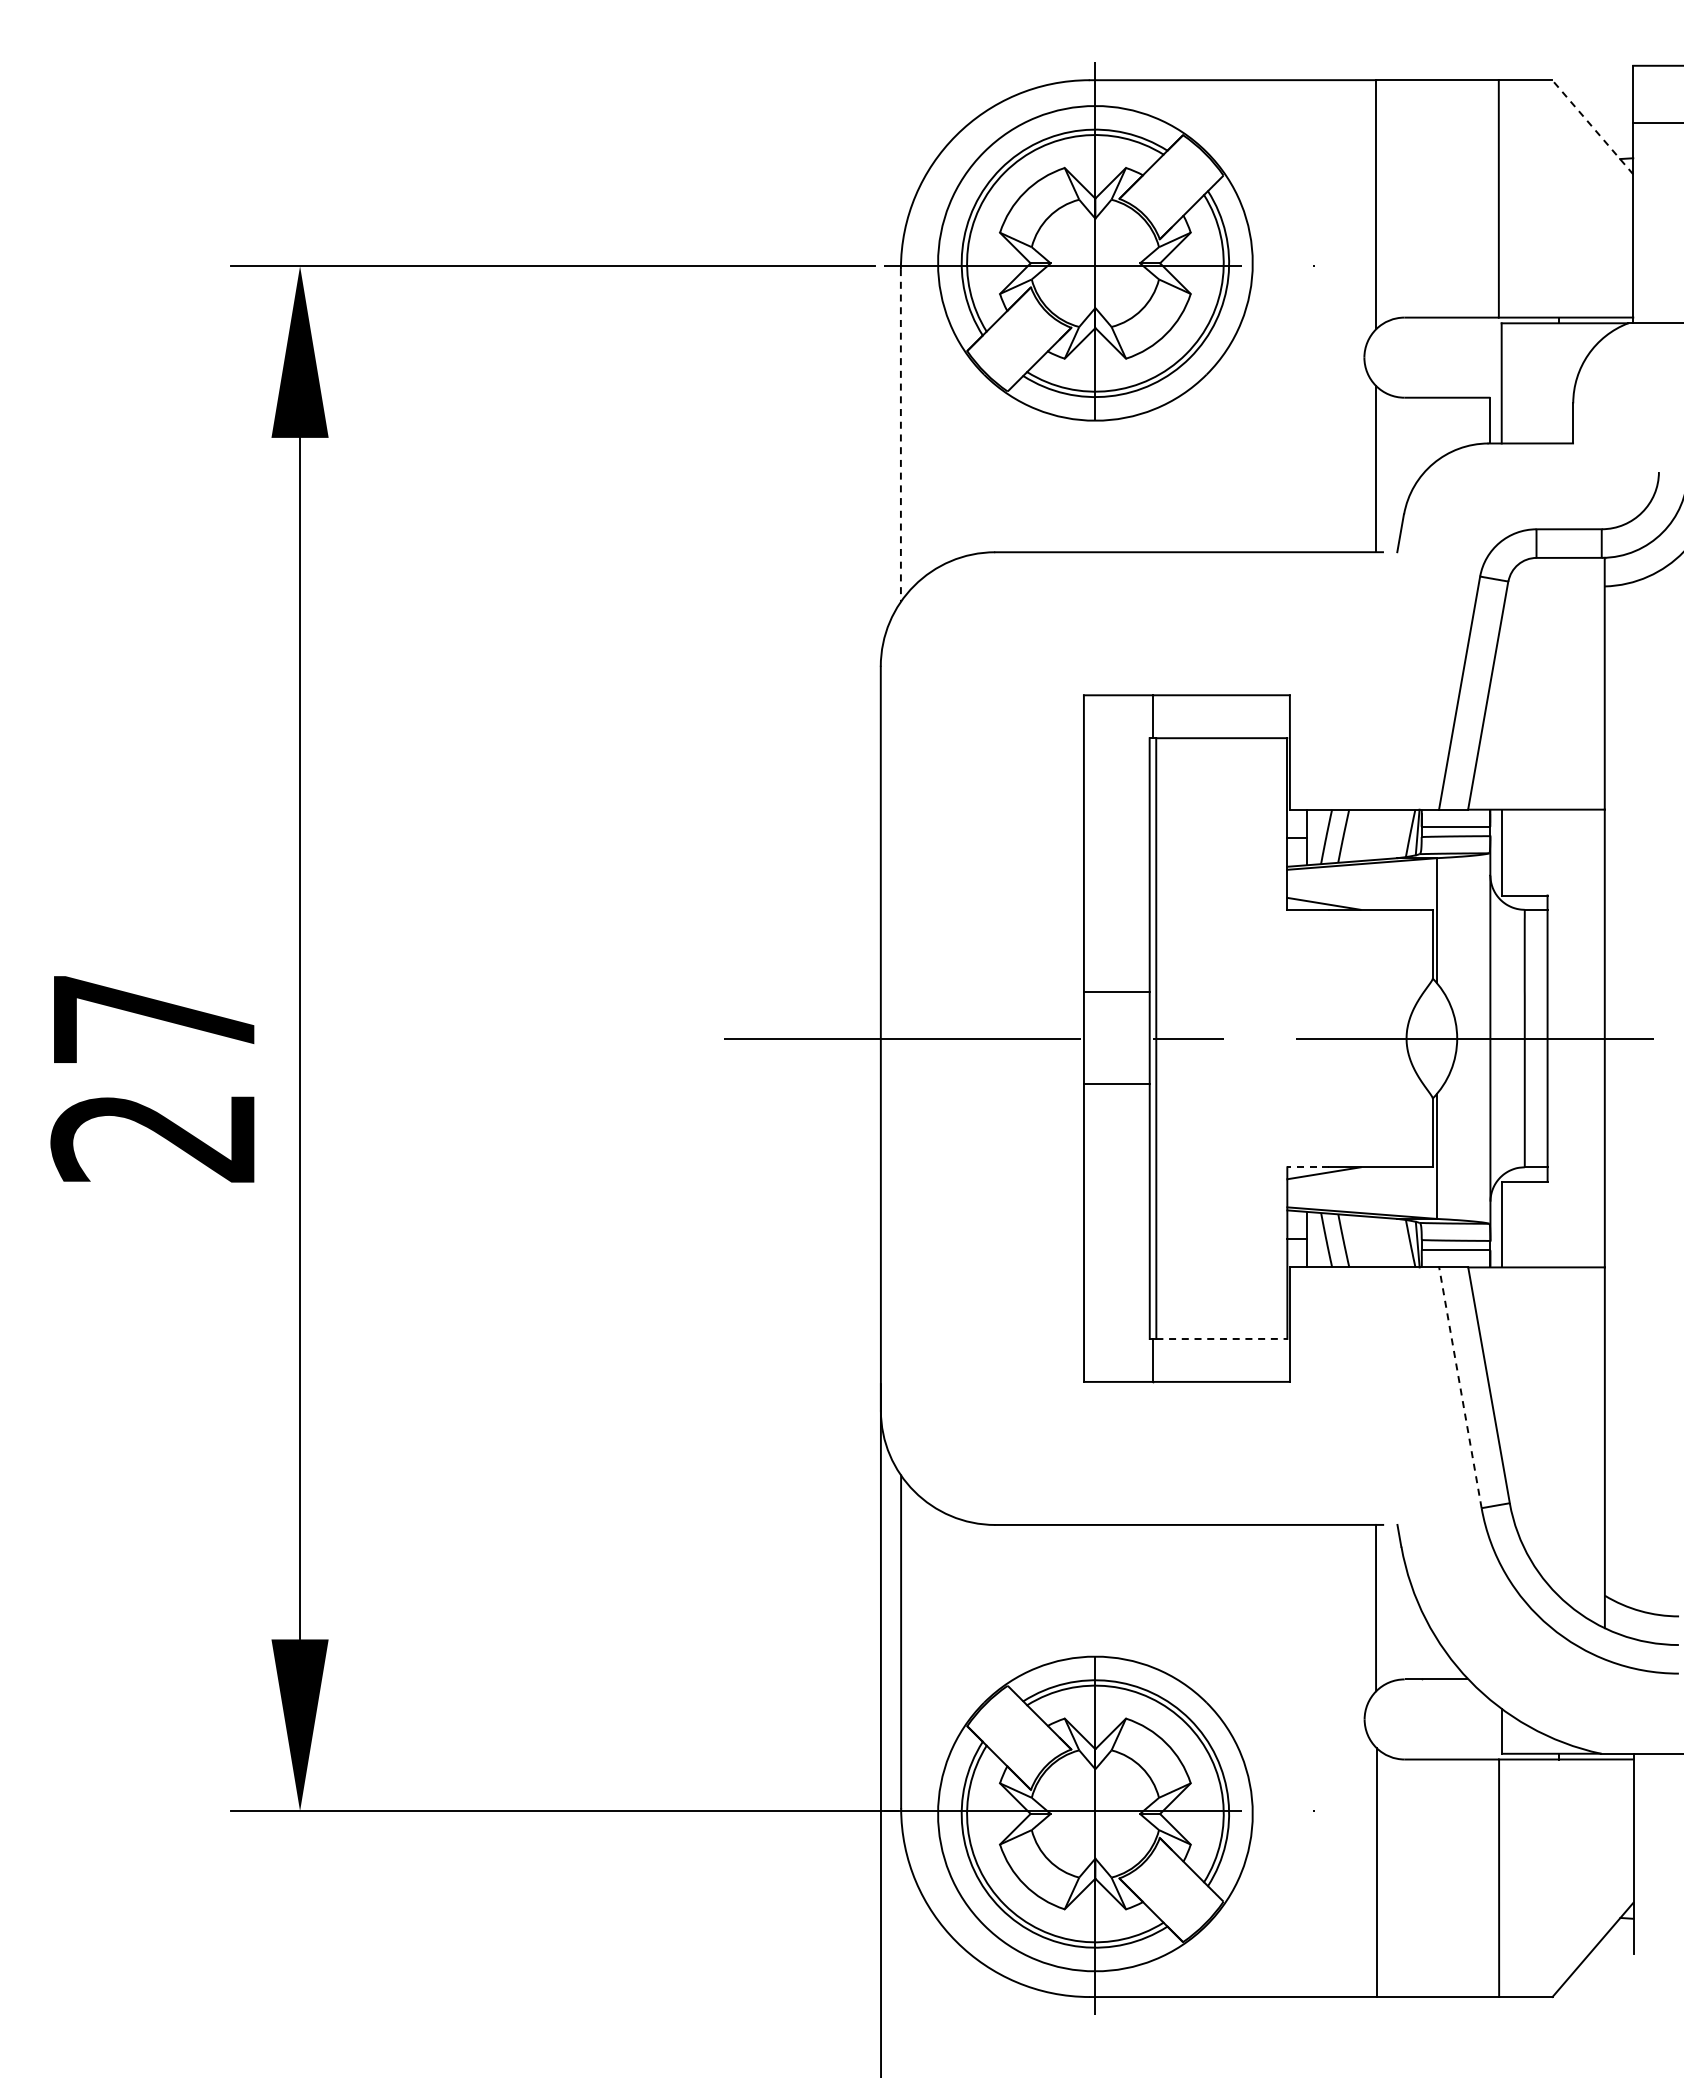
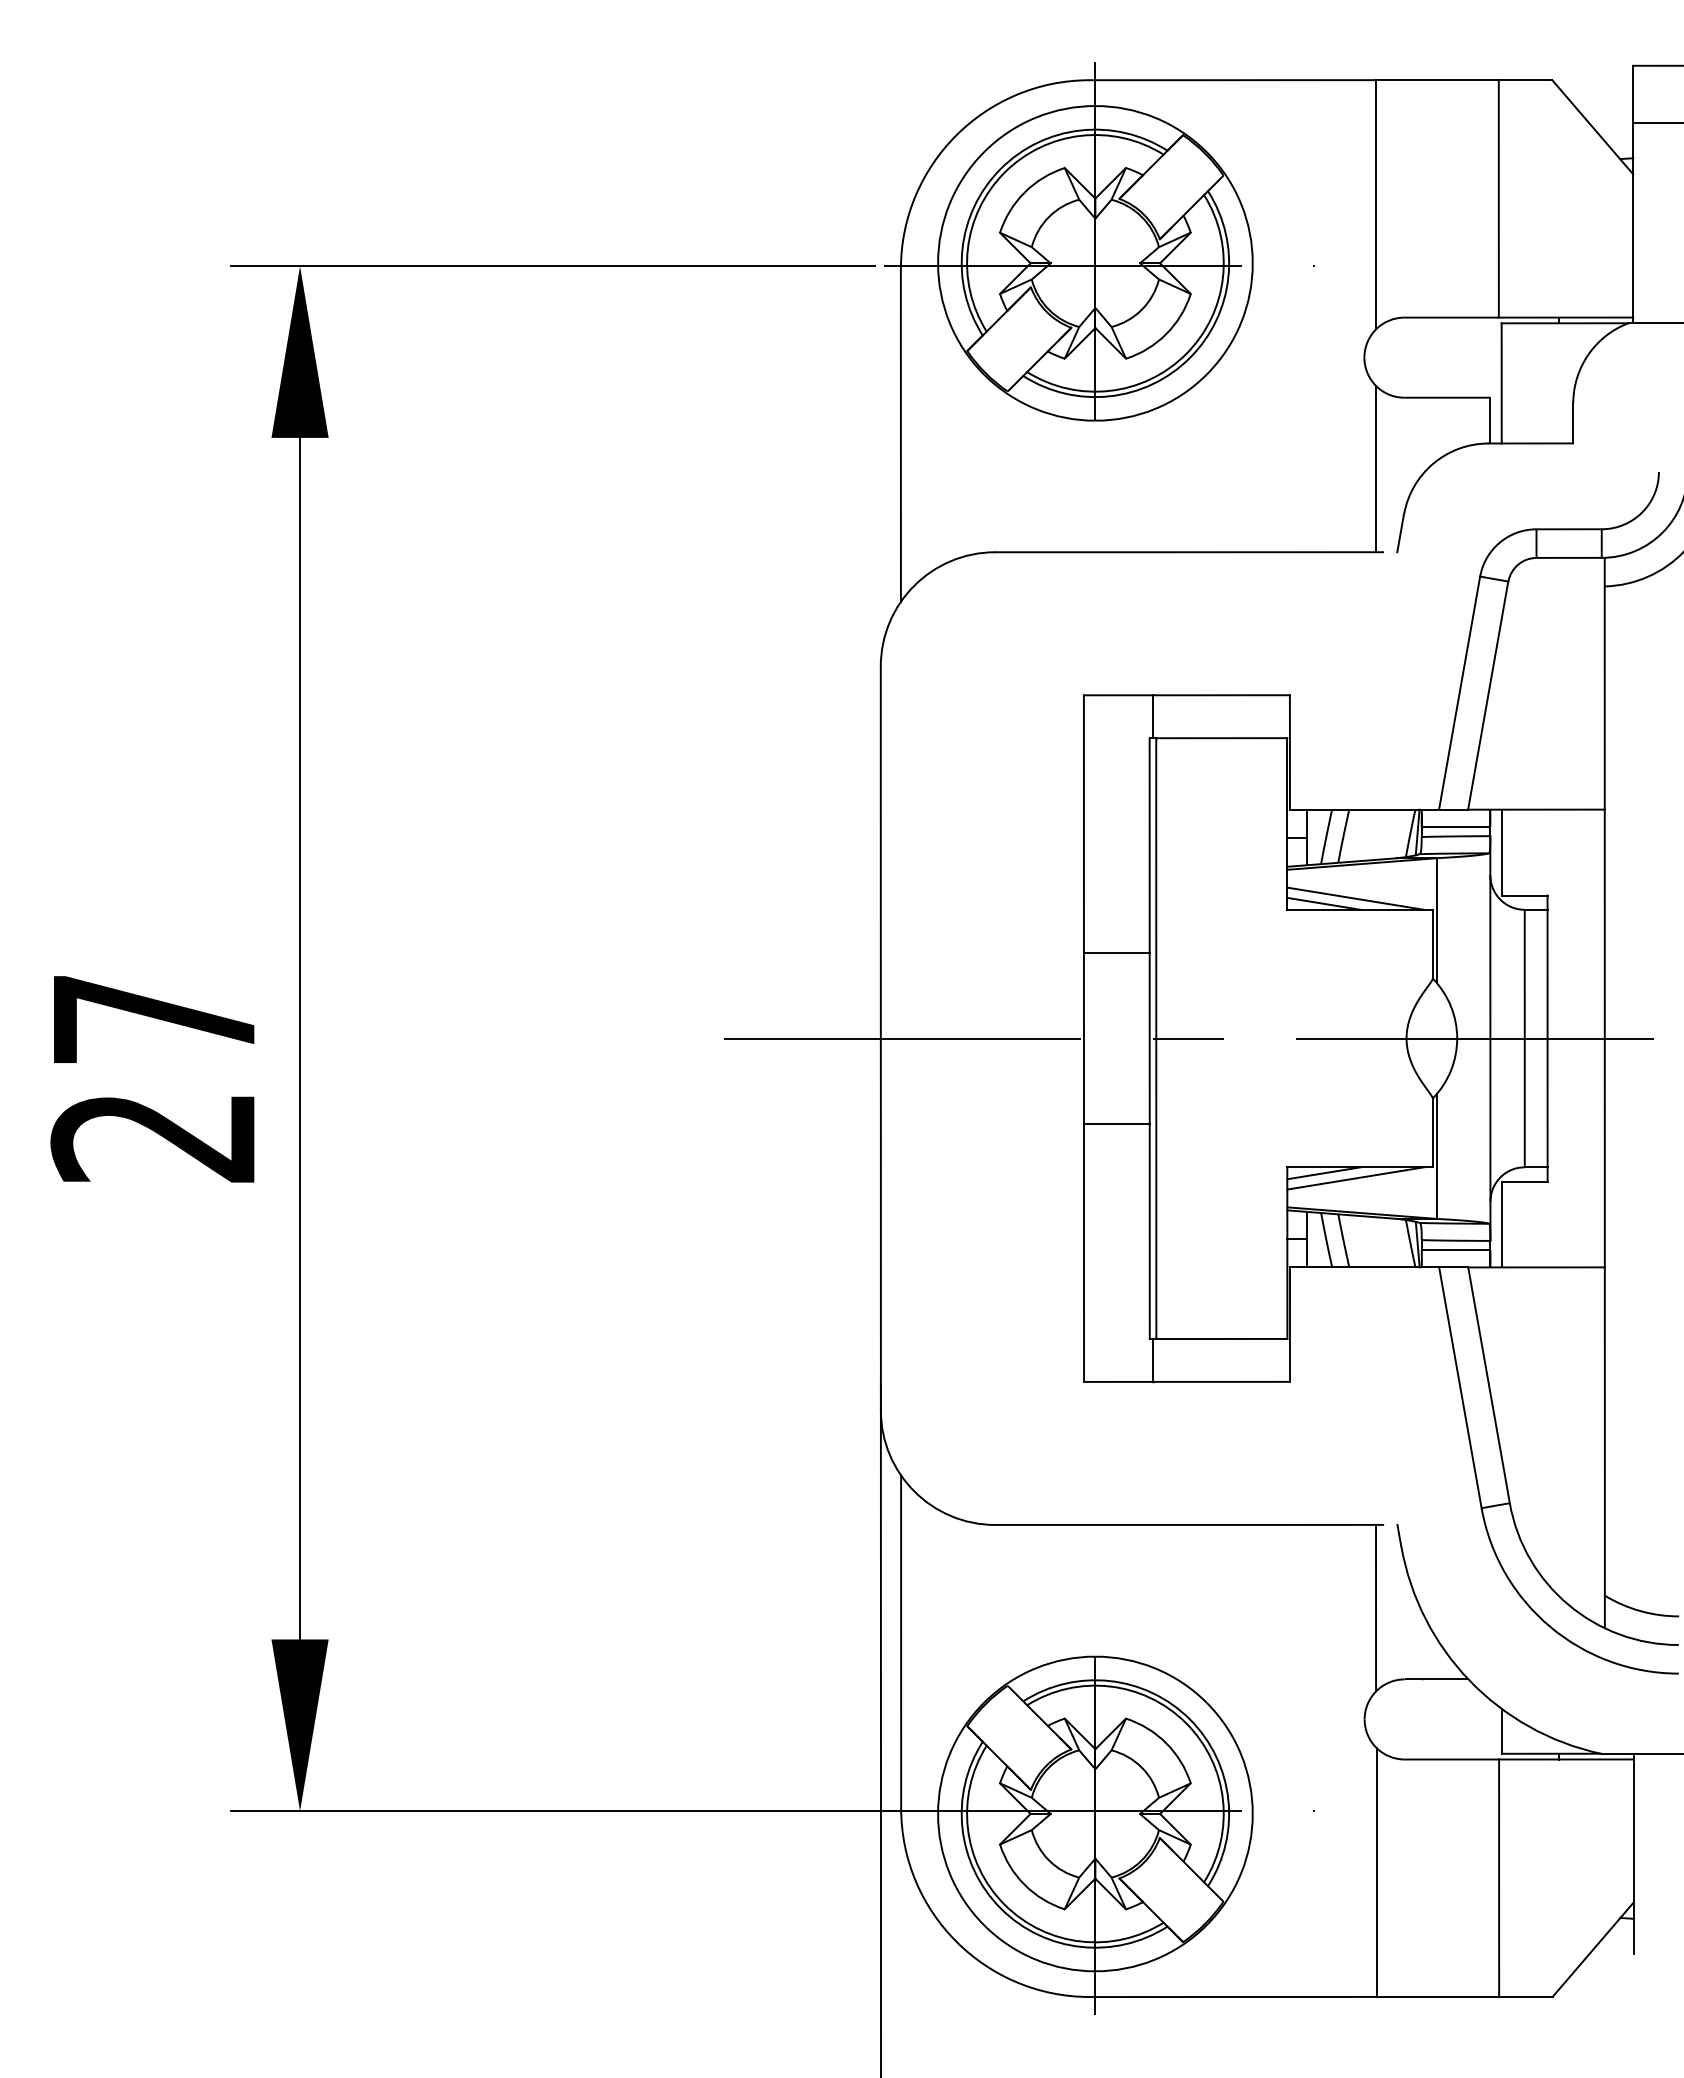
line: dashed -> solid (1592, 126)
line: dashed -> solid (900, 435)
line: none -> present (1355, 898)
line position: (1116, 991) -> (1116, 952) (1116, 952)
line position: (1116, 1084) -> (1116, 1124) (1116, 1124)
line: dashed -> solid (1308, 1167)
line: none -> present (1355, 1178)
line: dashed -> solid (1221, 1338)
line: dashed -> solid (1460, 1387)
